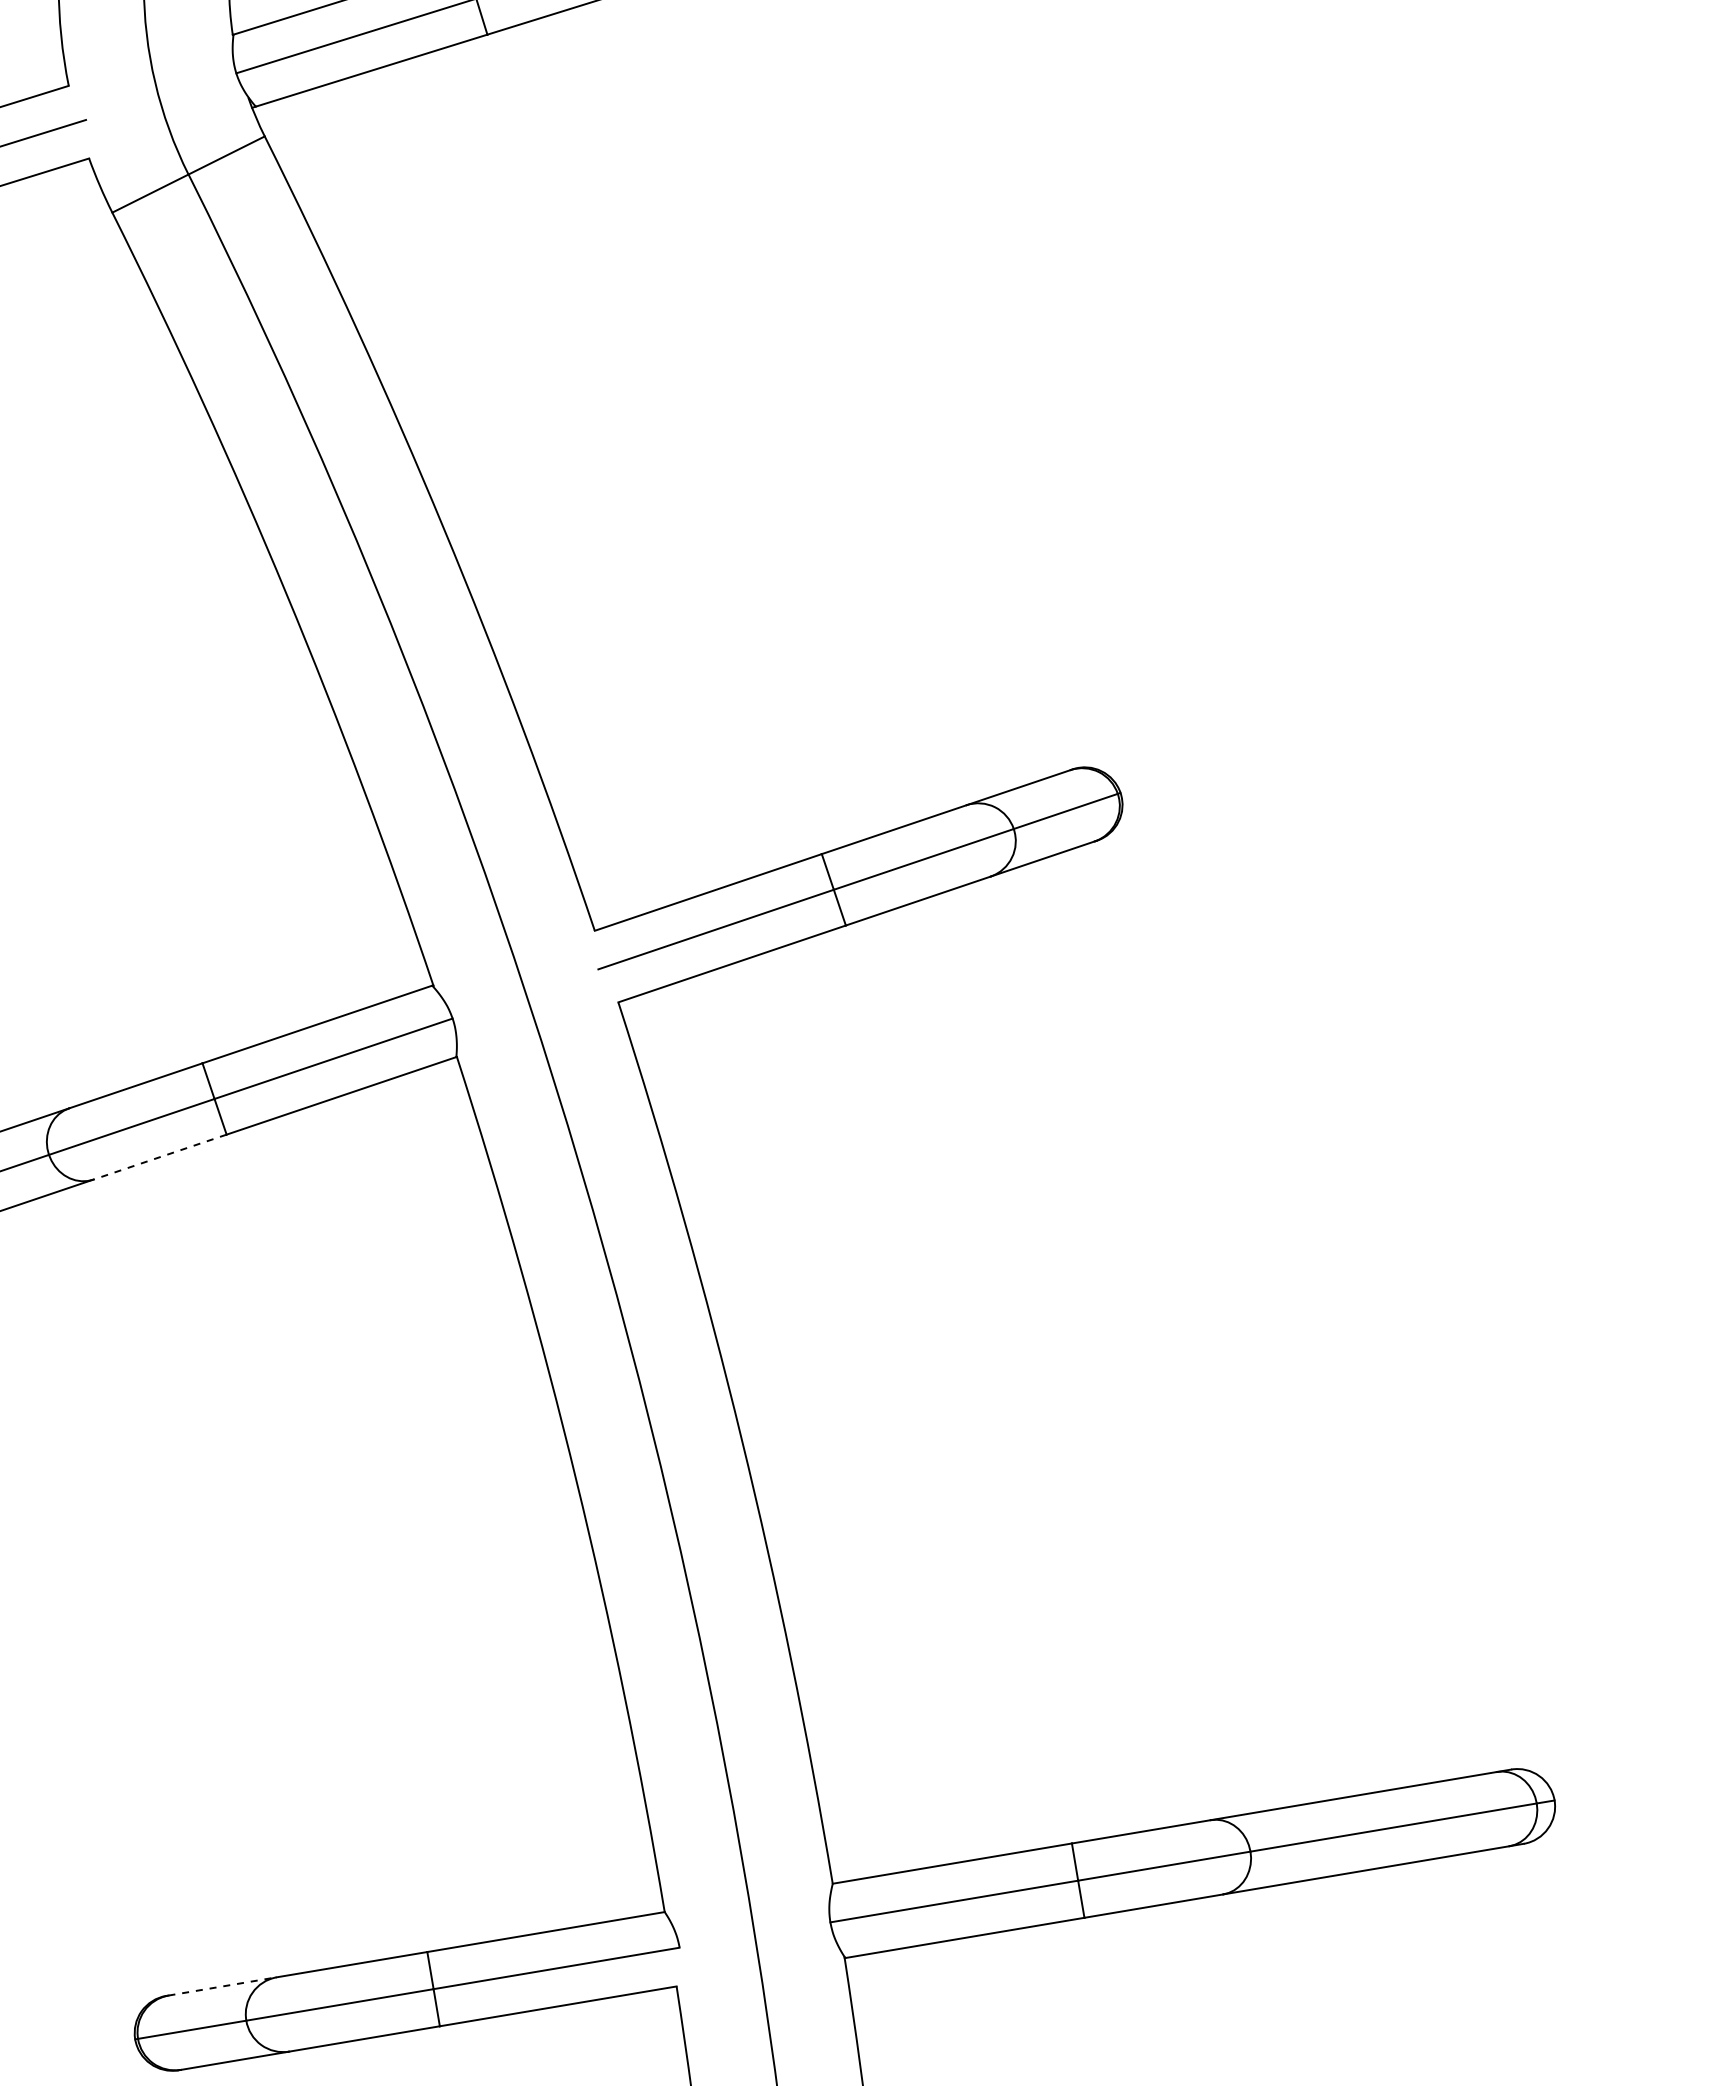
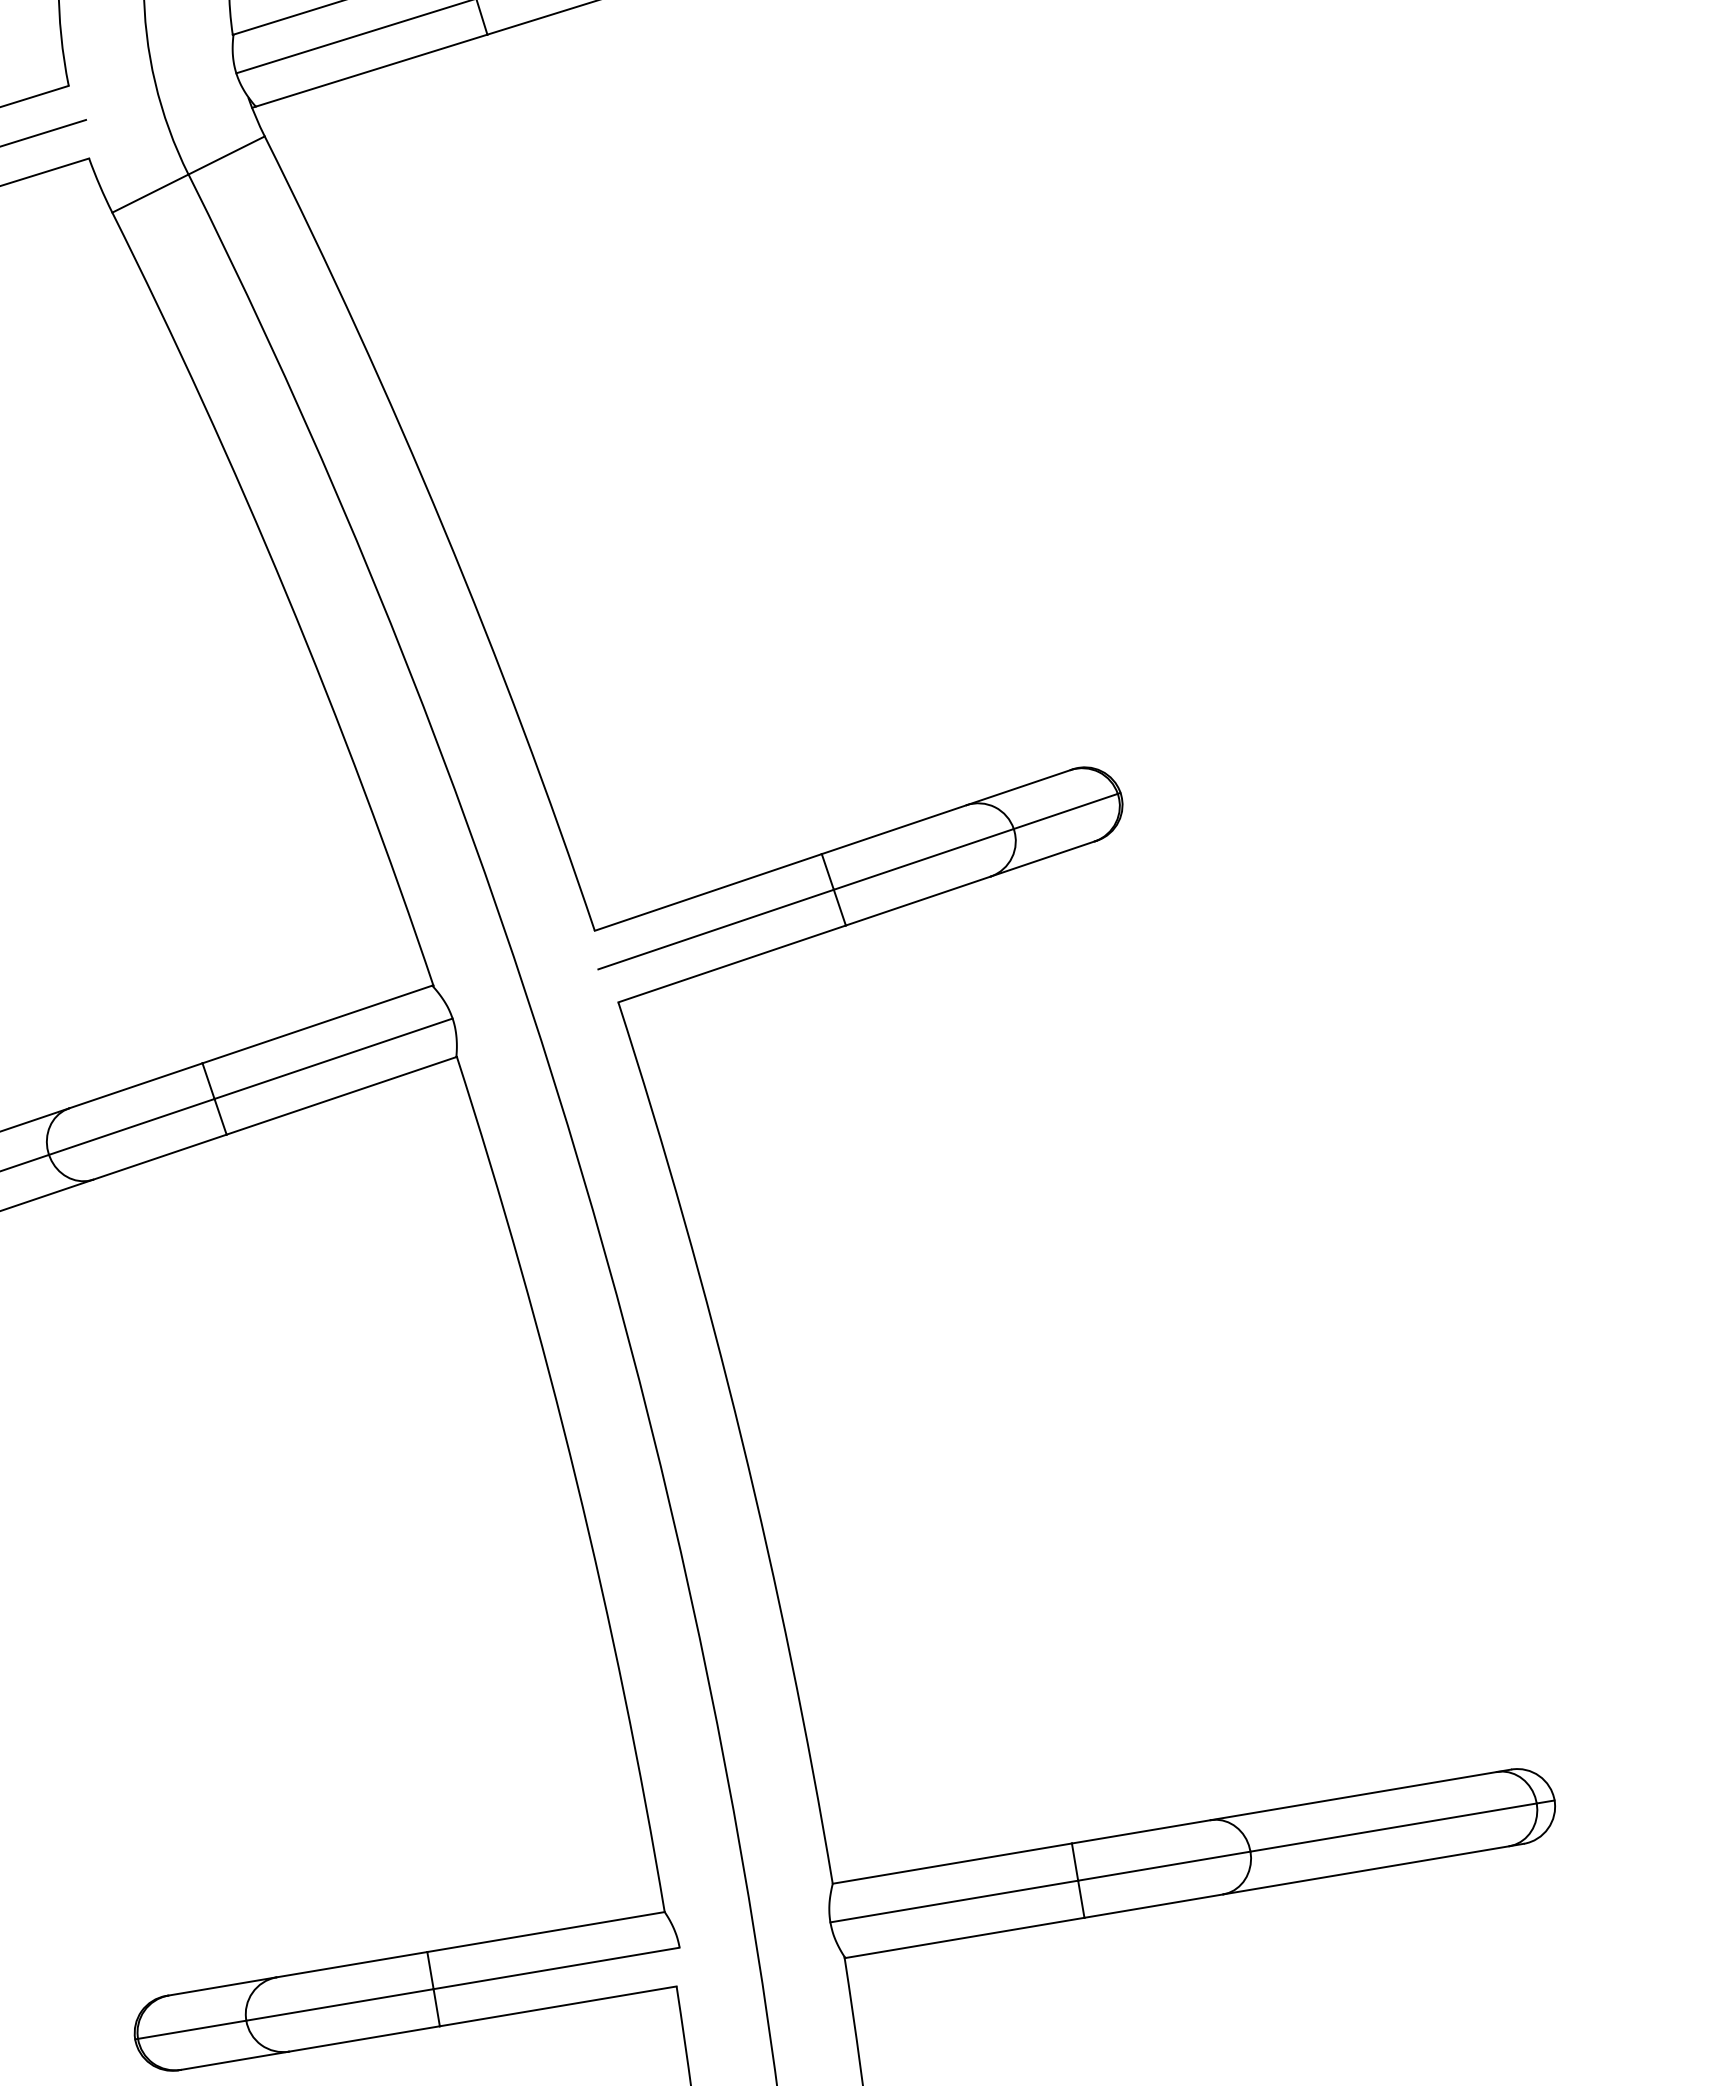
line: dashed -> solid (159, 1157)
line: dashed -> solid (222, 1986)
